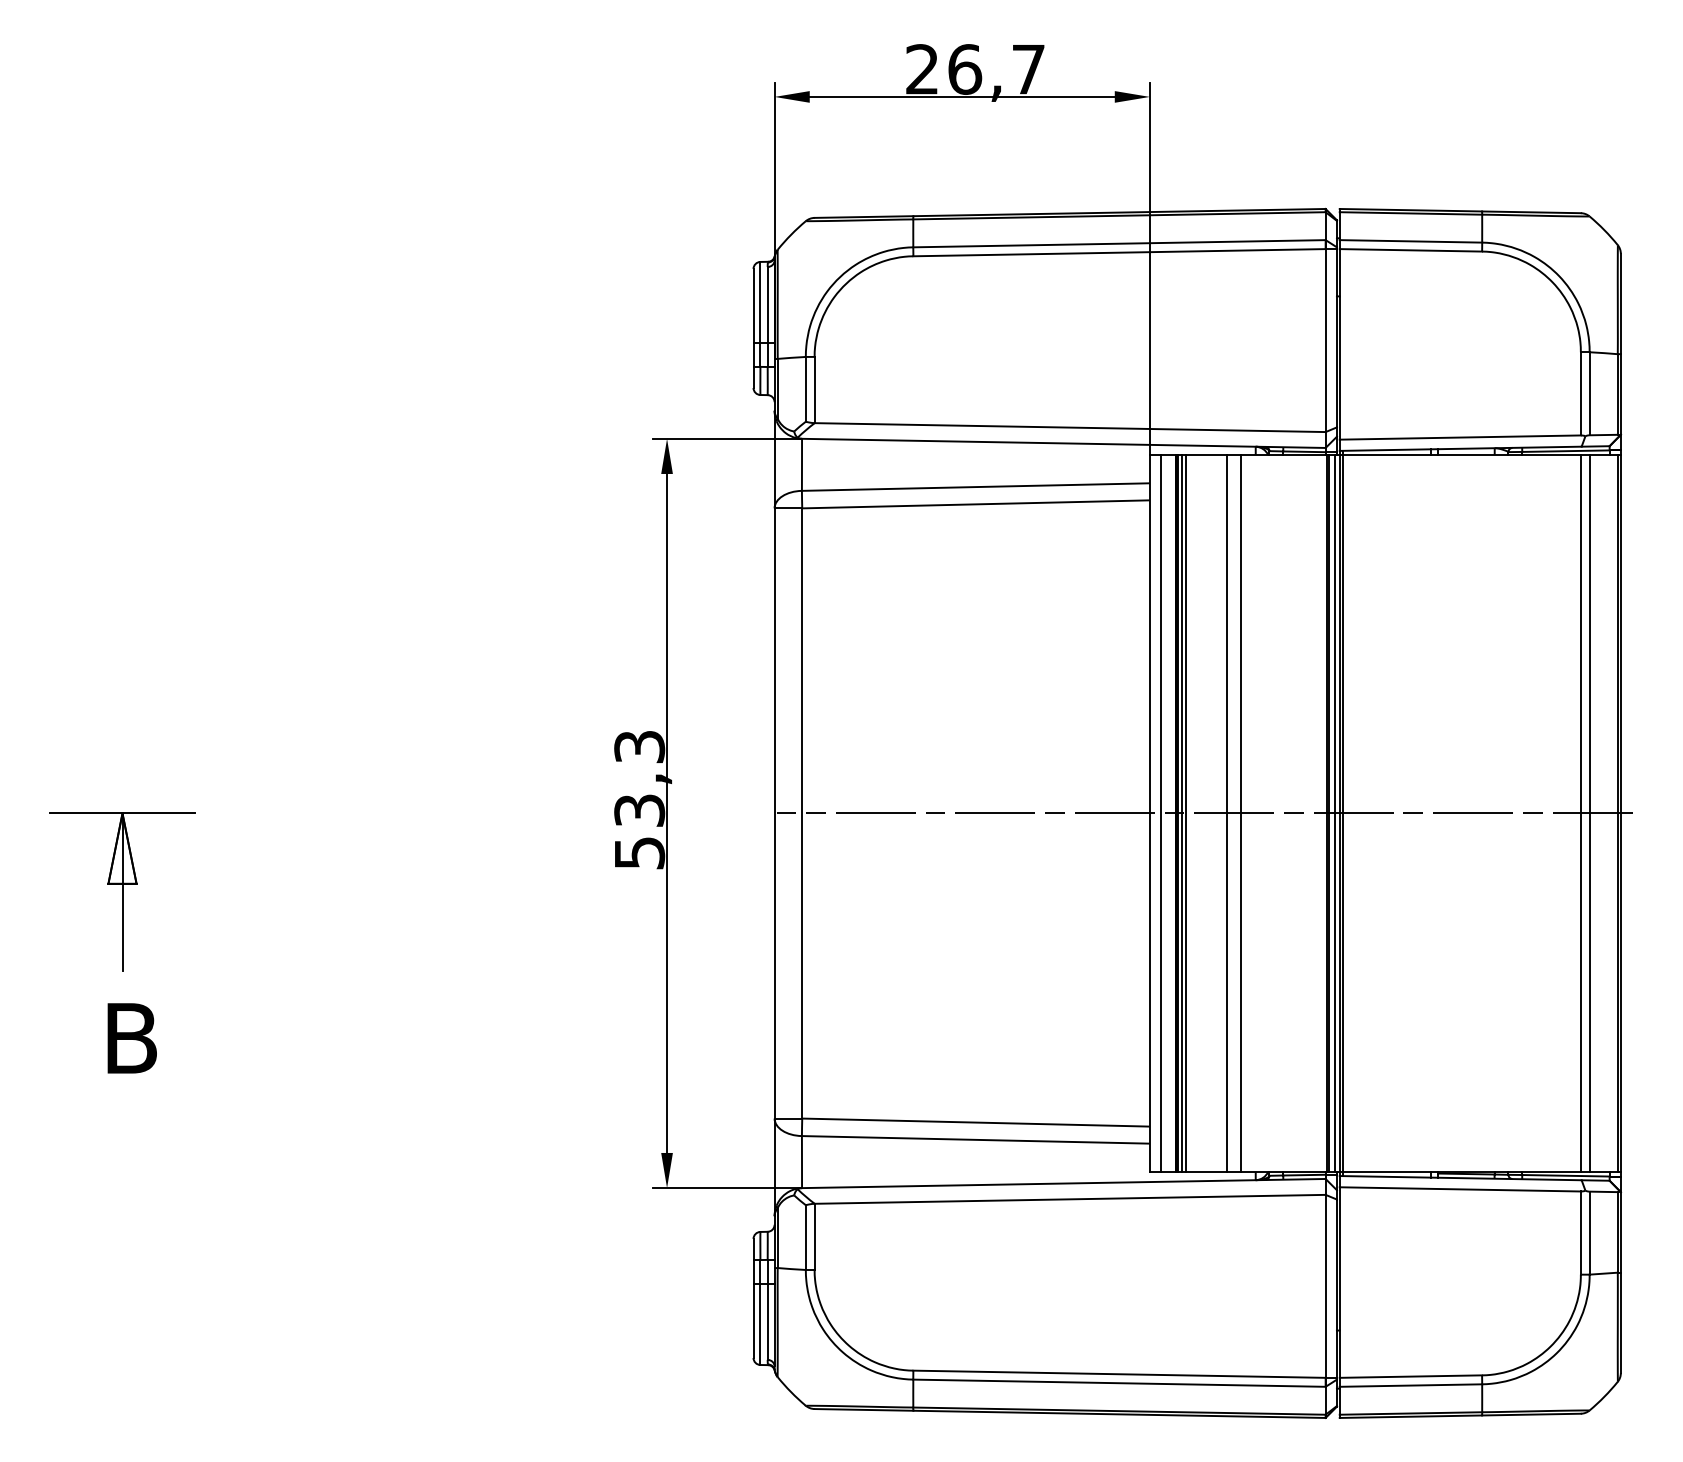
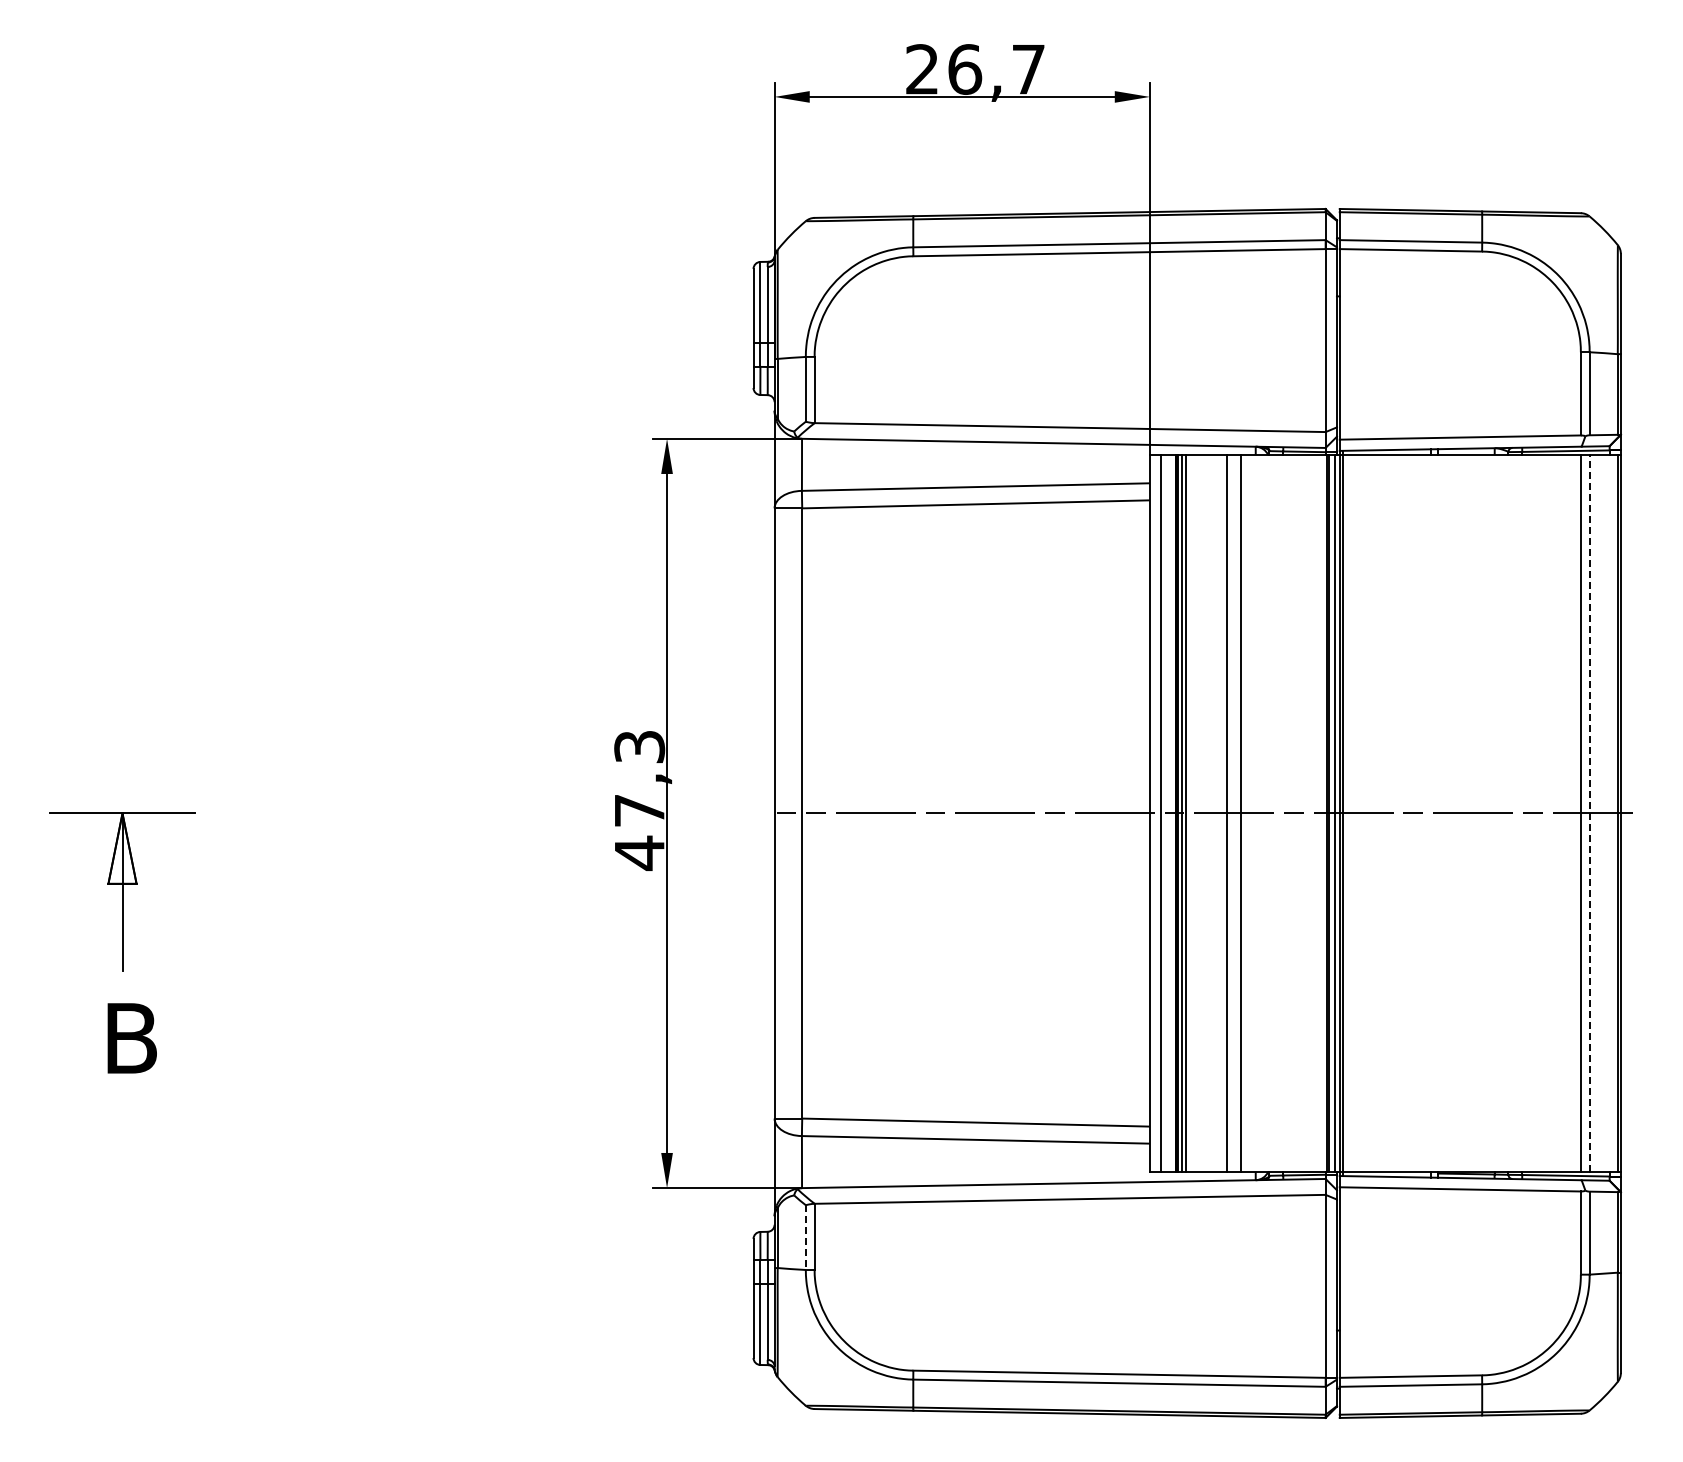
line: solid -> dashed (1589, 812)
text: 53,3 -> 47,3 (639, 832)
line: solid -> dashed (805, 1238)
